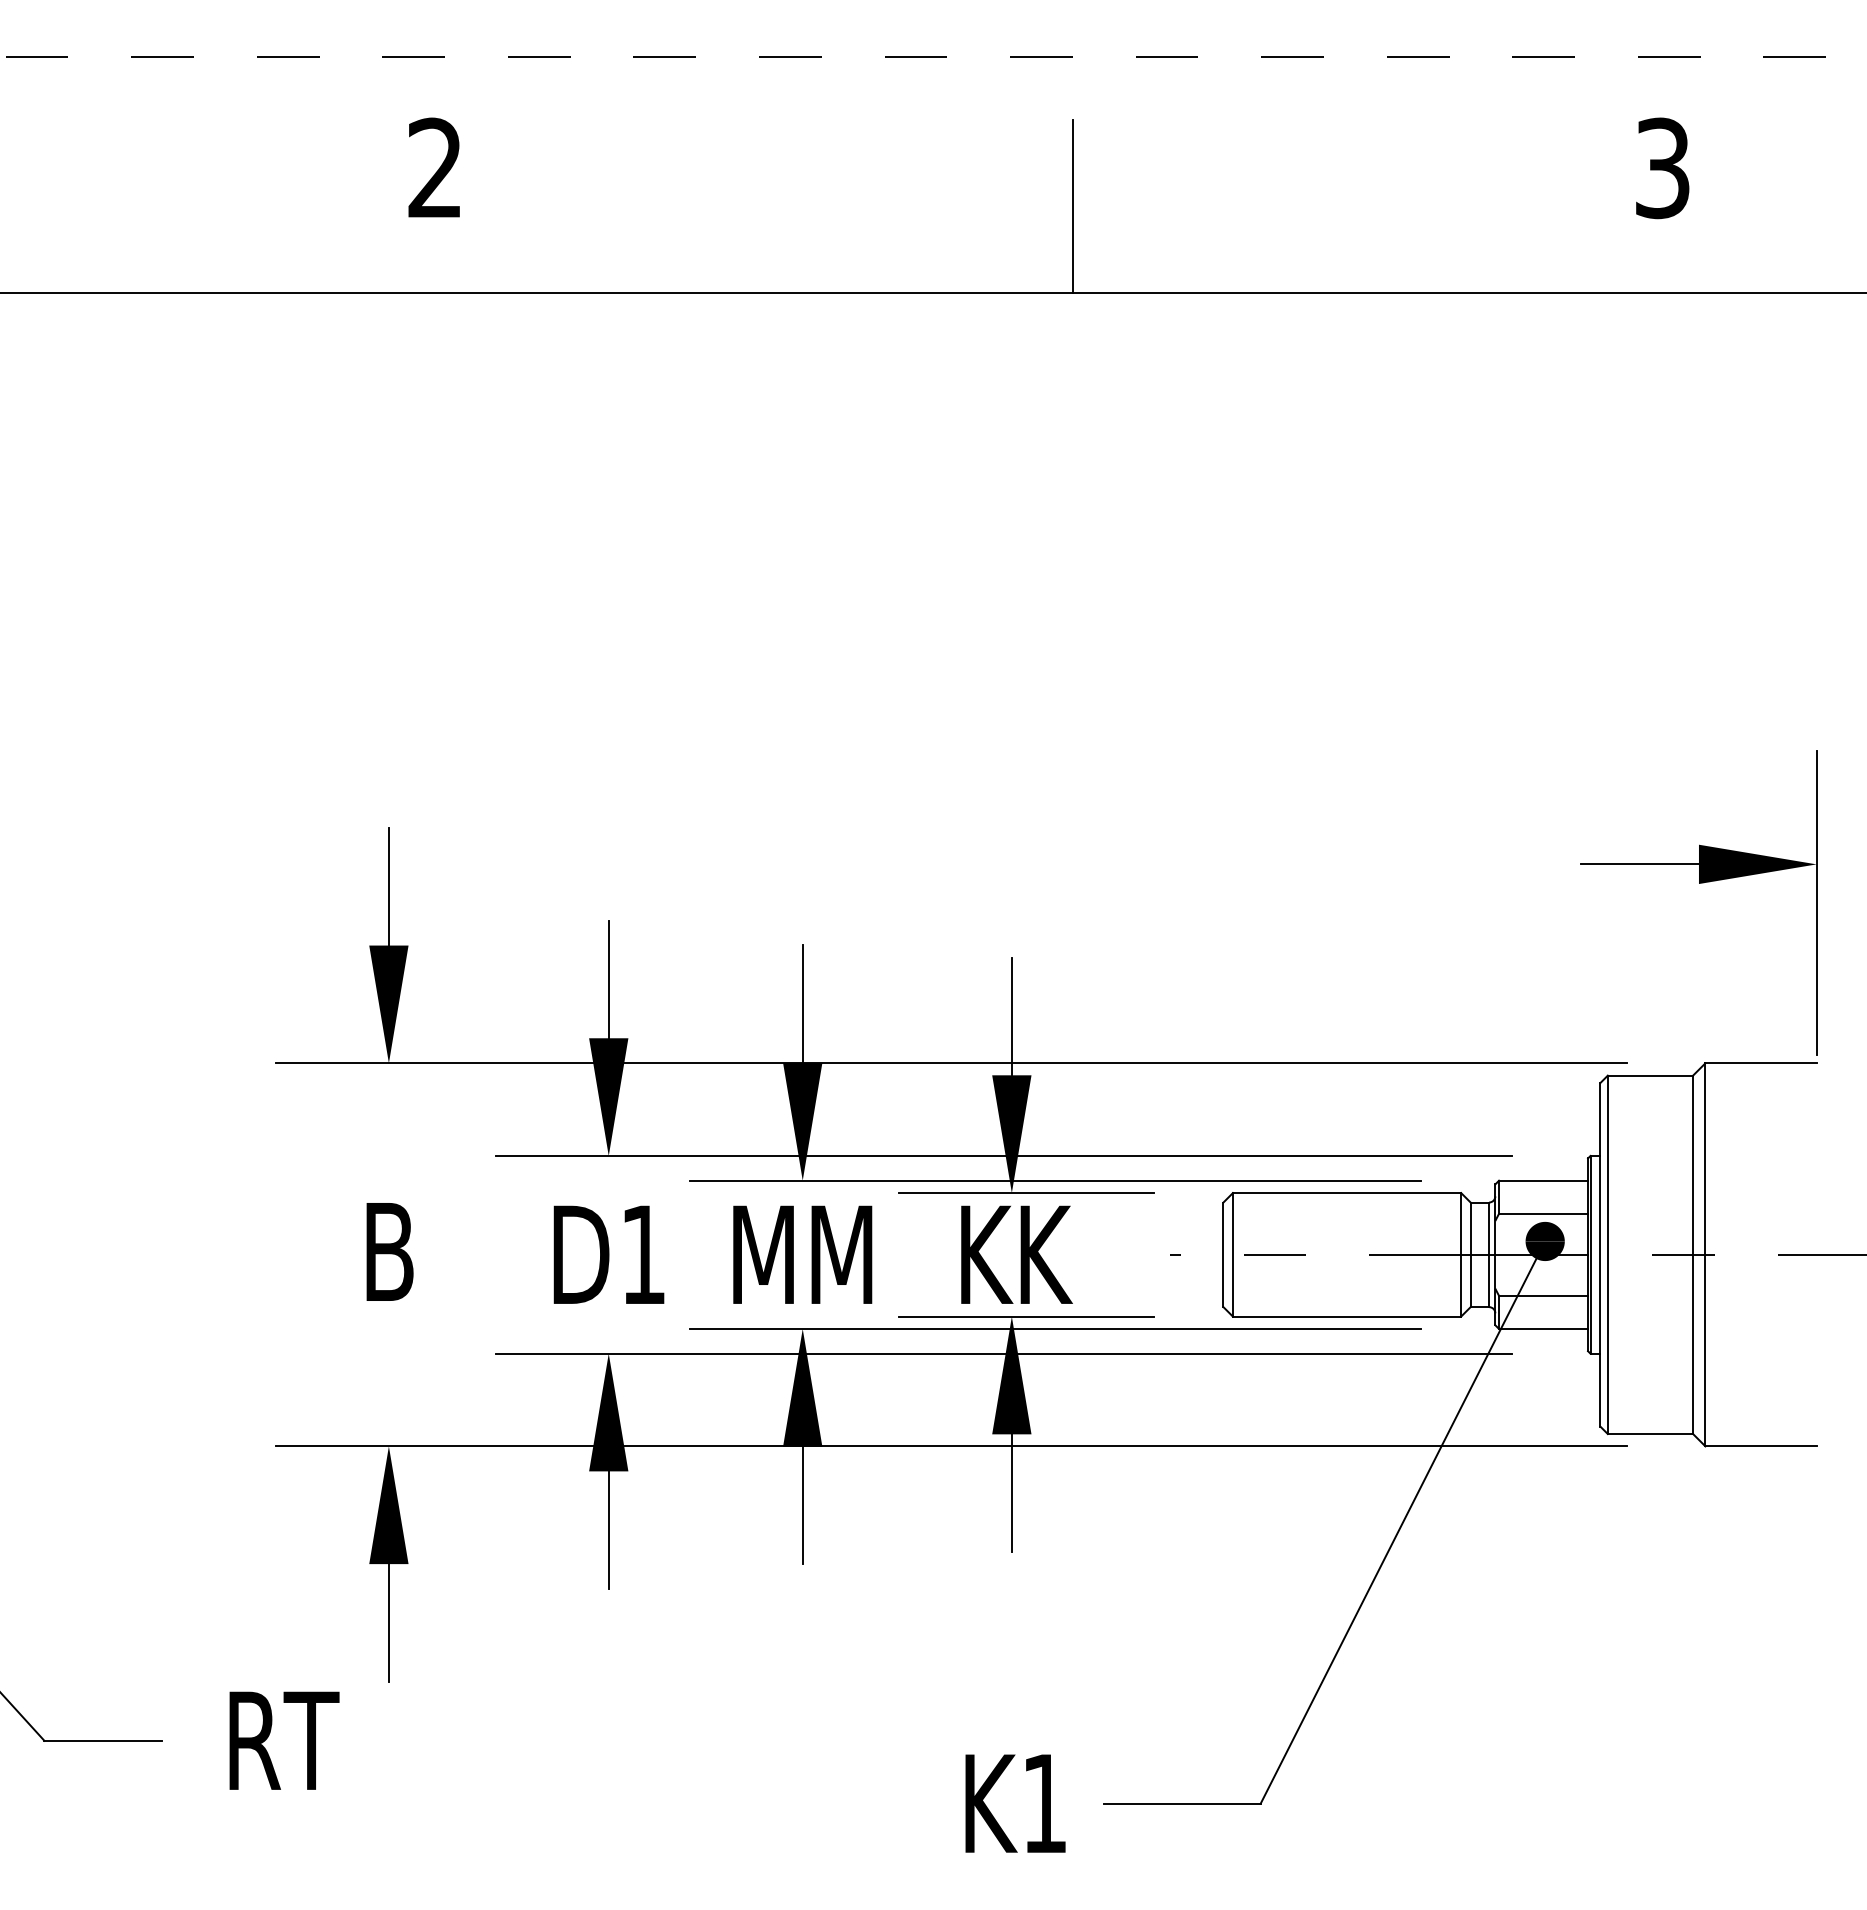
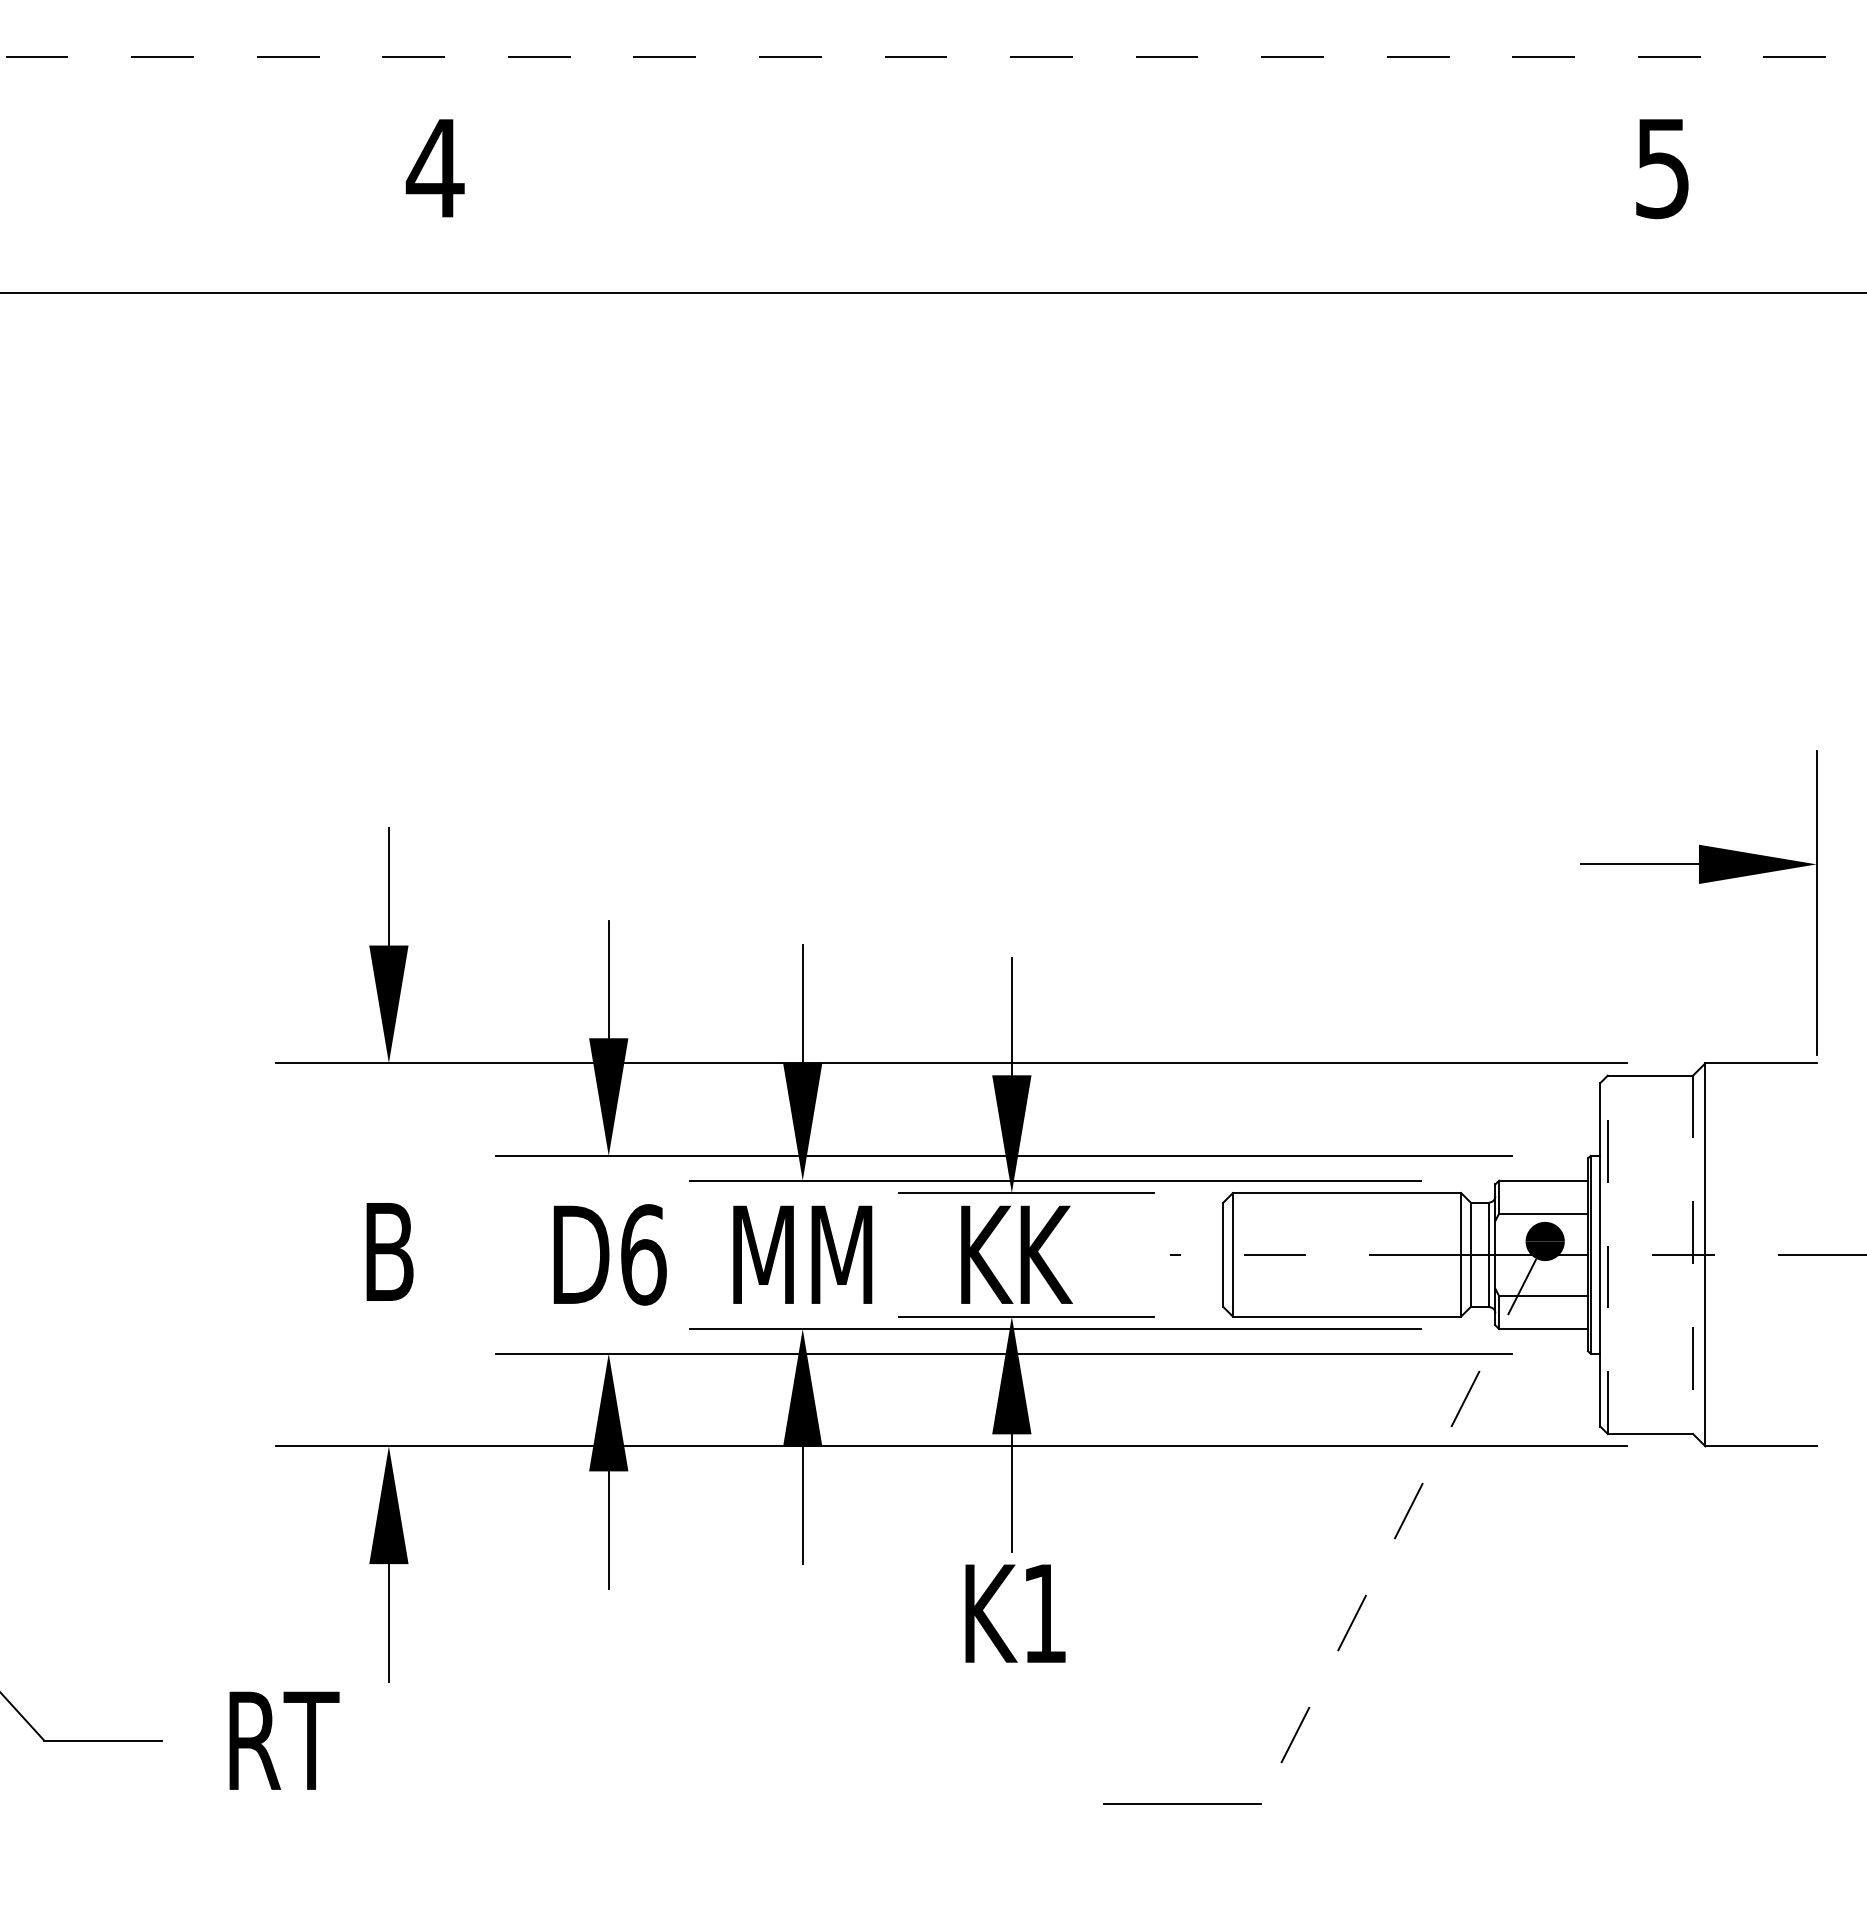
text: 2 -> 4 (434, 167)
text: 3 -> 5 (1662, 167)
line: present -> none (1072, 206)
text: D1 -> D6 (643, 1254)
line: solid -> dashed (1607, 1254)
line: solid -> dashed (1693, 1255)
line: solid -> dashed (1398, 1531)
text position: (1015, 1803) -> (1015, 1613) (1015, 1613)
